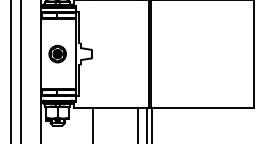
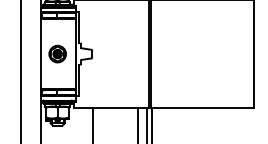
line: present -> none (11, 71)
